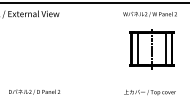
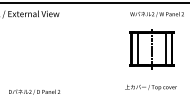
text position: (149, 14) -> (156, 14) (156, 14)
text position: (149, 92) -> (150, 87) (150, 87)
